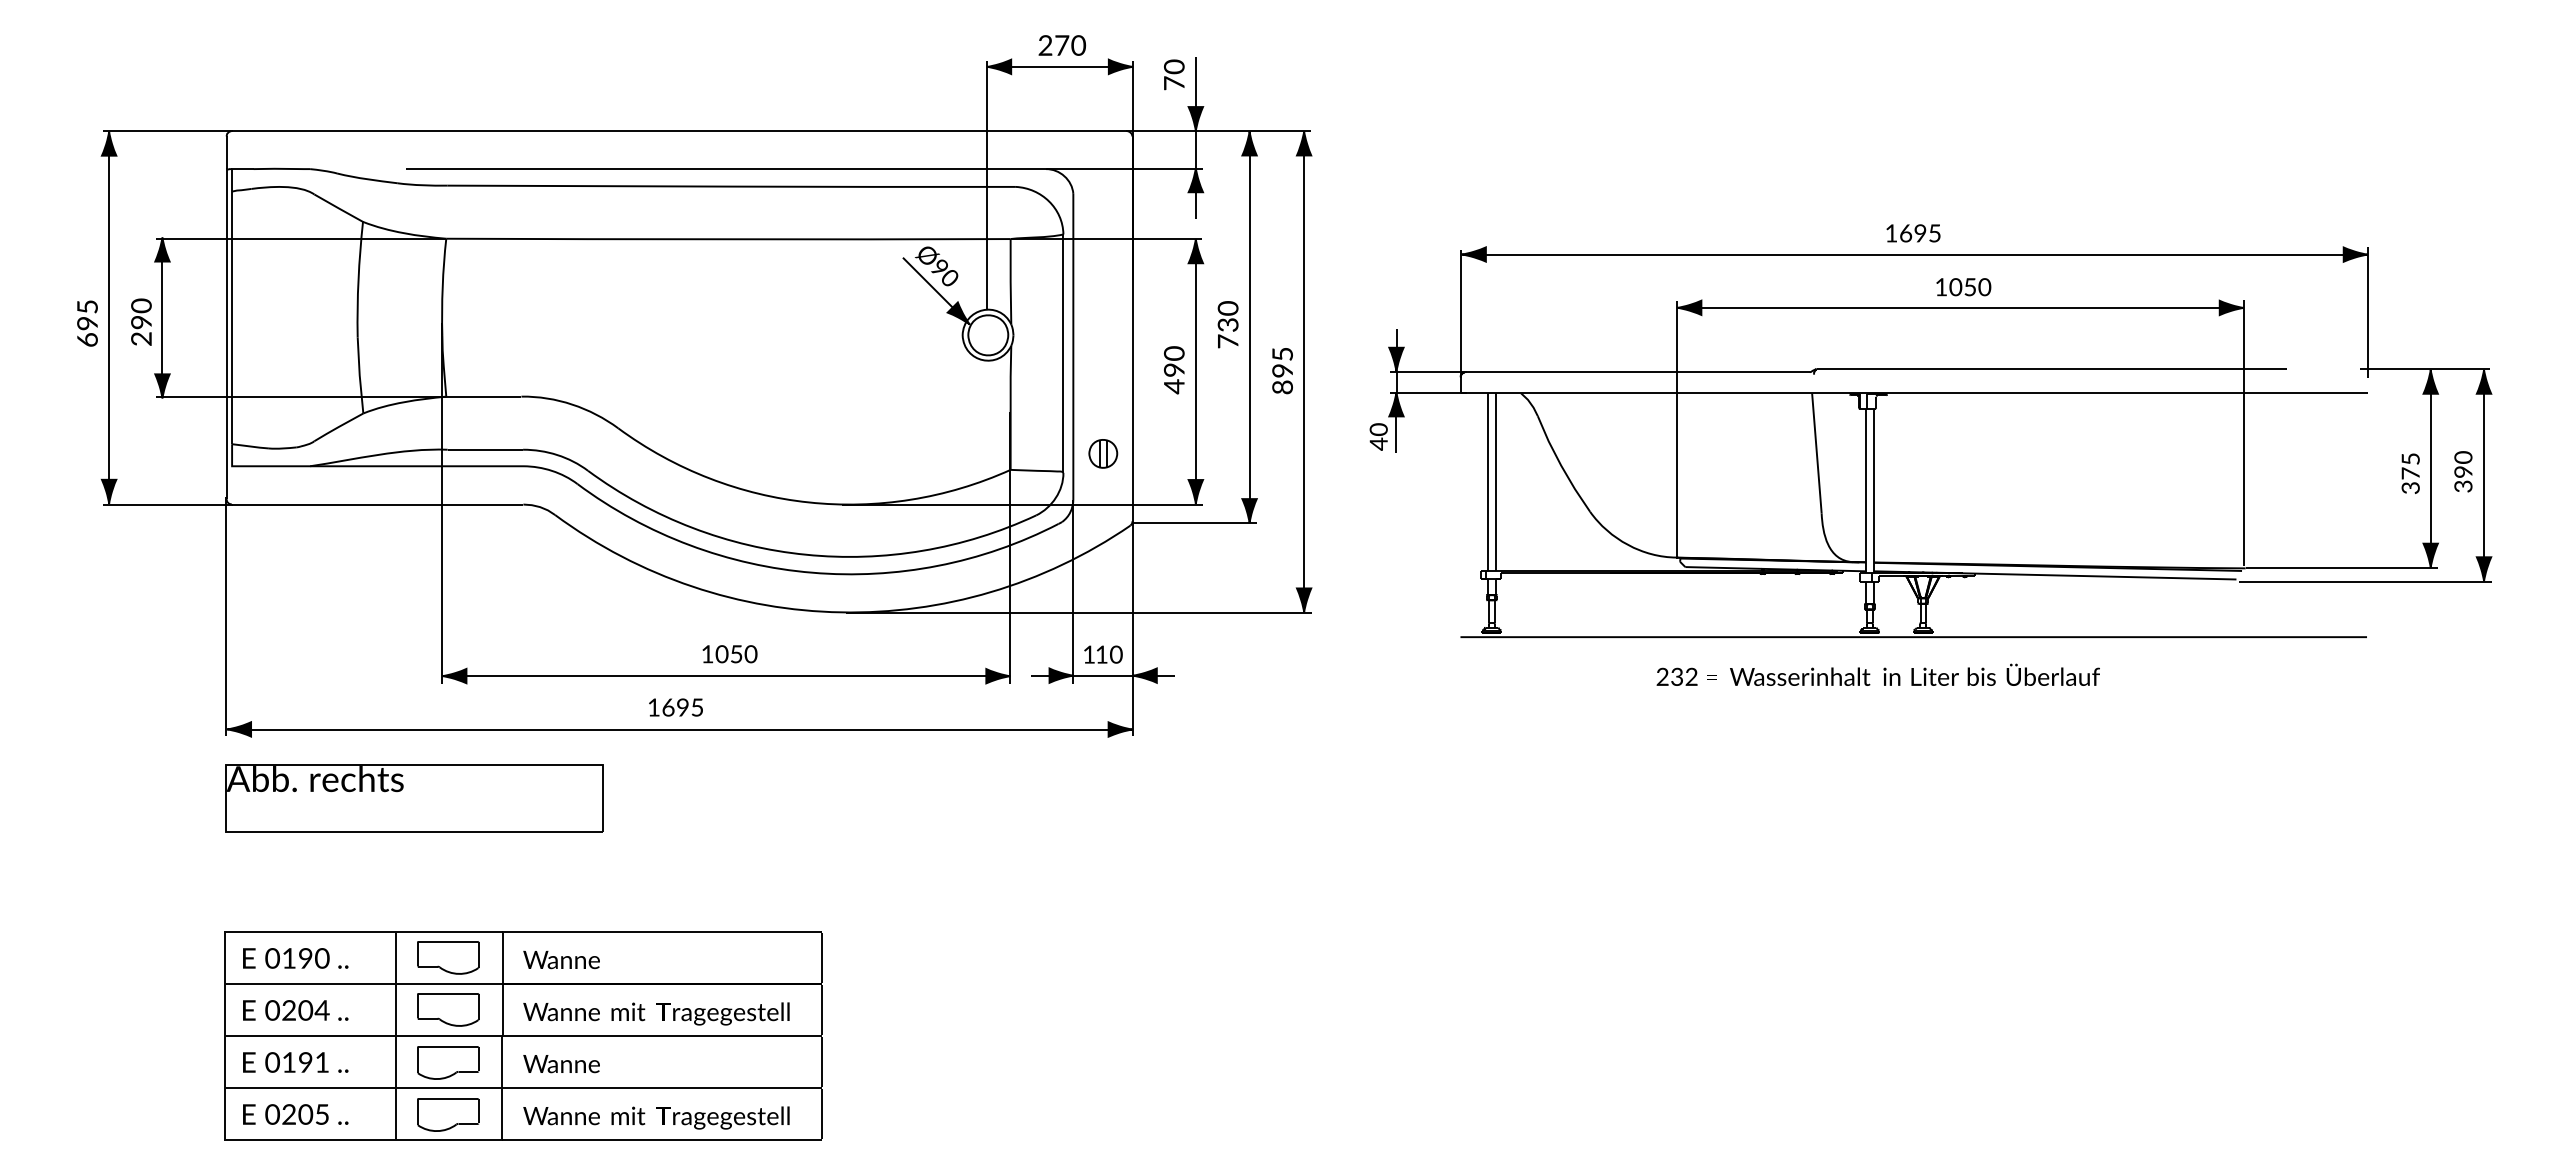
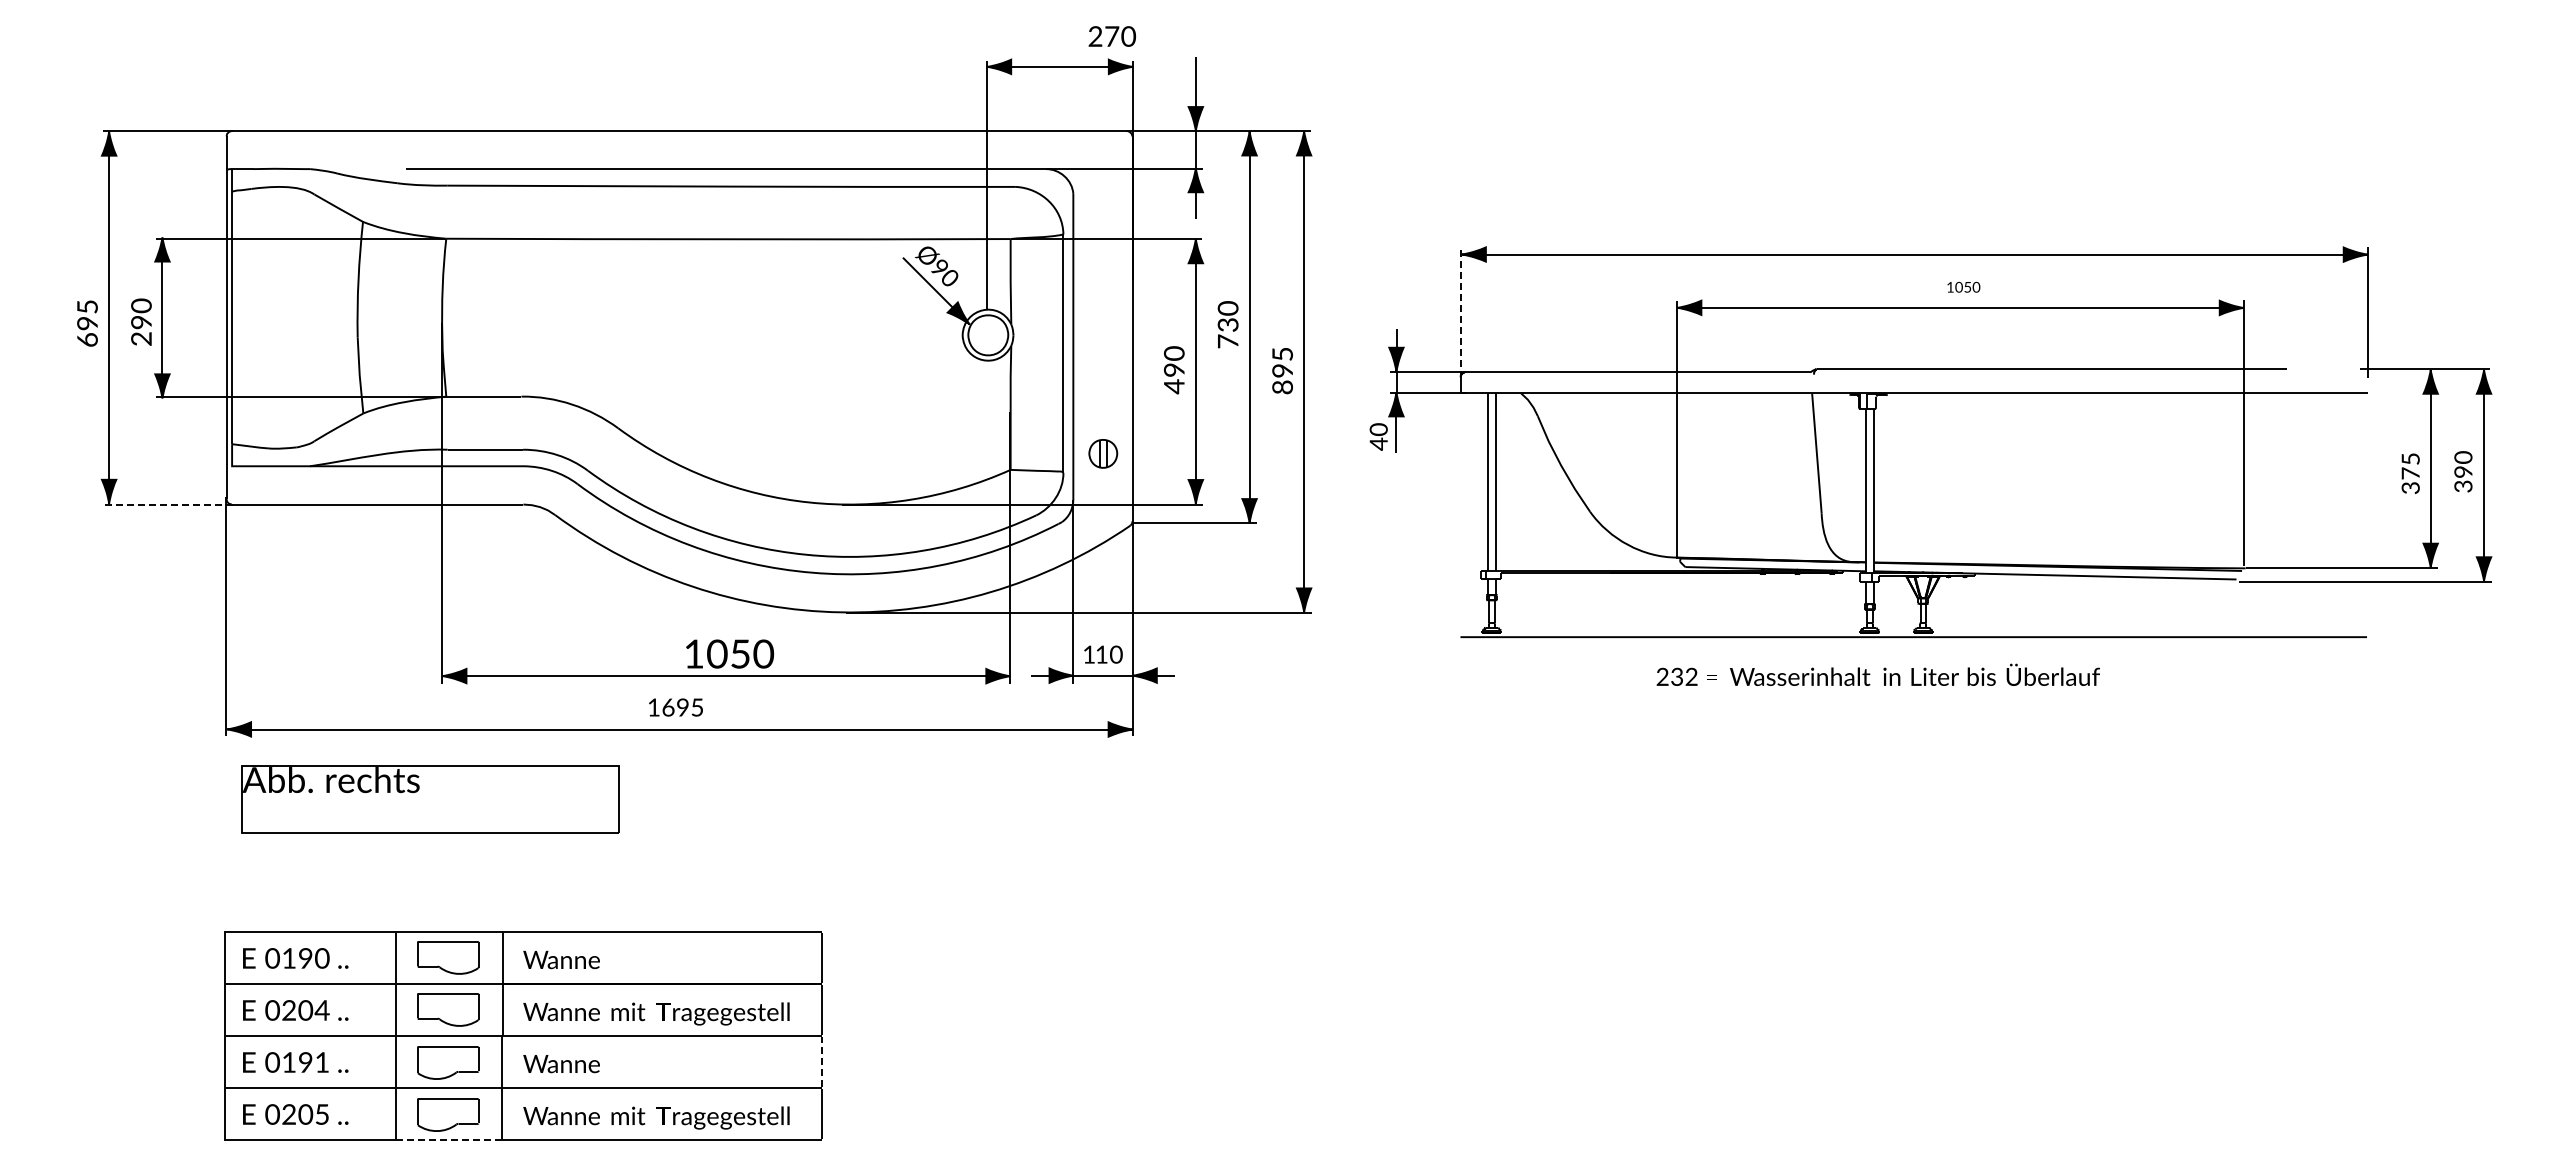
part position: (1062, 45) -> (1112, 36) (1112, 36)
part: present -> none (1174, 74)
part: present -> none (1913, 233)
part size: 56x19 px -> 34x12 px (1963, 286)
line: solid -> dashed (1460, 313)
line: solid -> dashed (167, 504)
part size: 56x19 px -> 89x30 px (730, 653)
part position: (414, 798) -> (430, 799) (430, 799)
line: solid -> dashed (822, 1061)
line: solid -> dashed (449, 1139)
